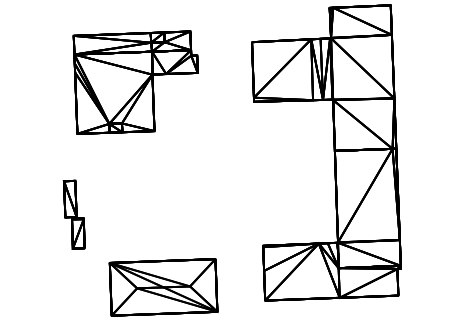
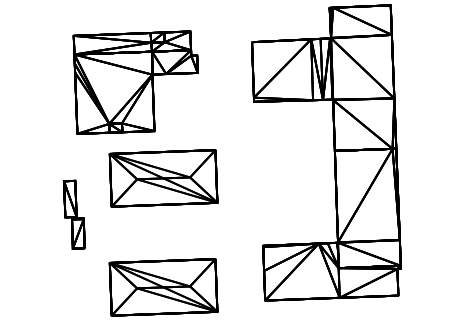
part: none -> present (163, 178)
